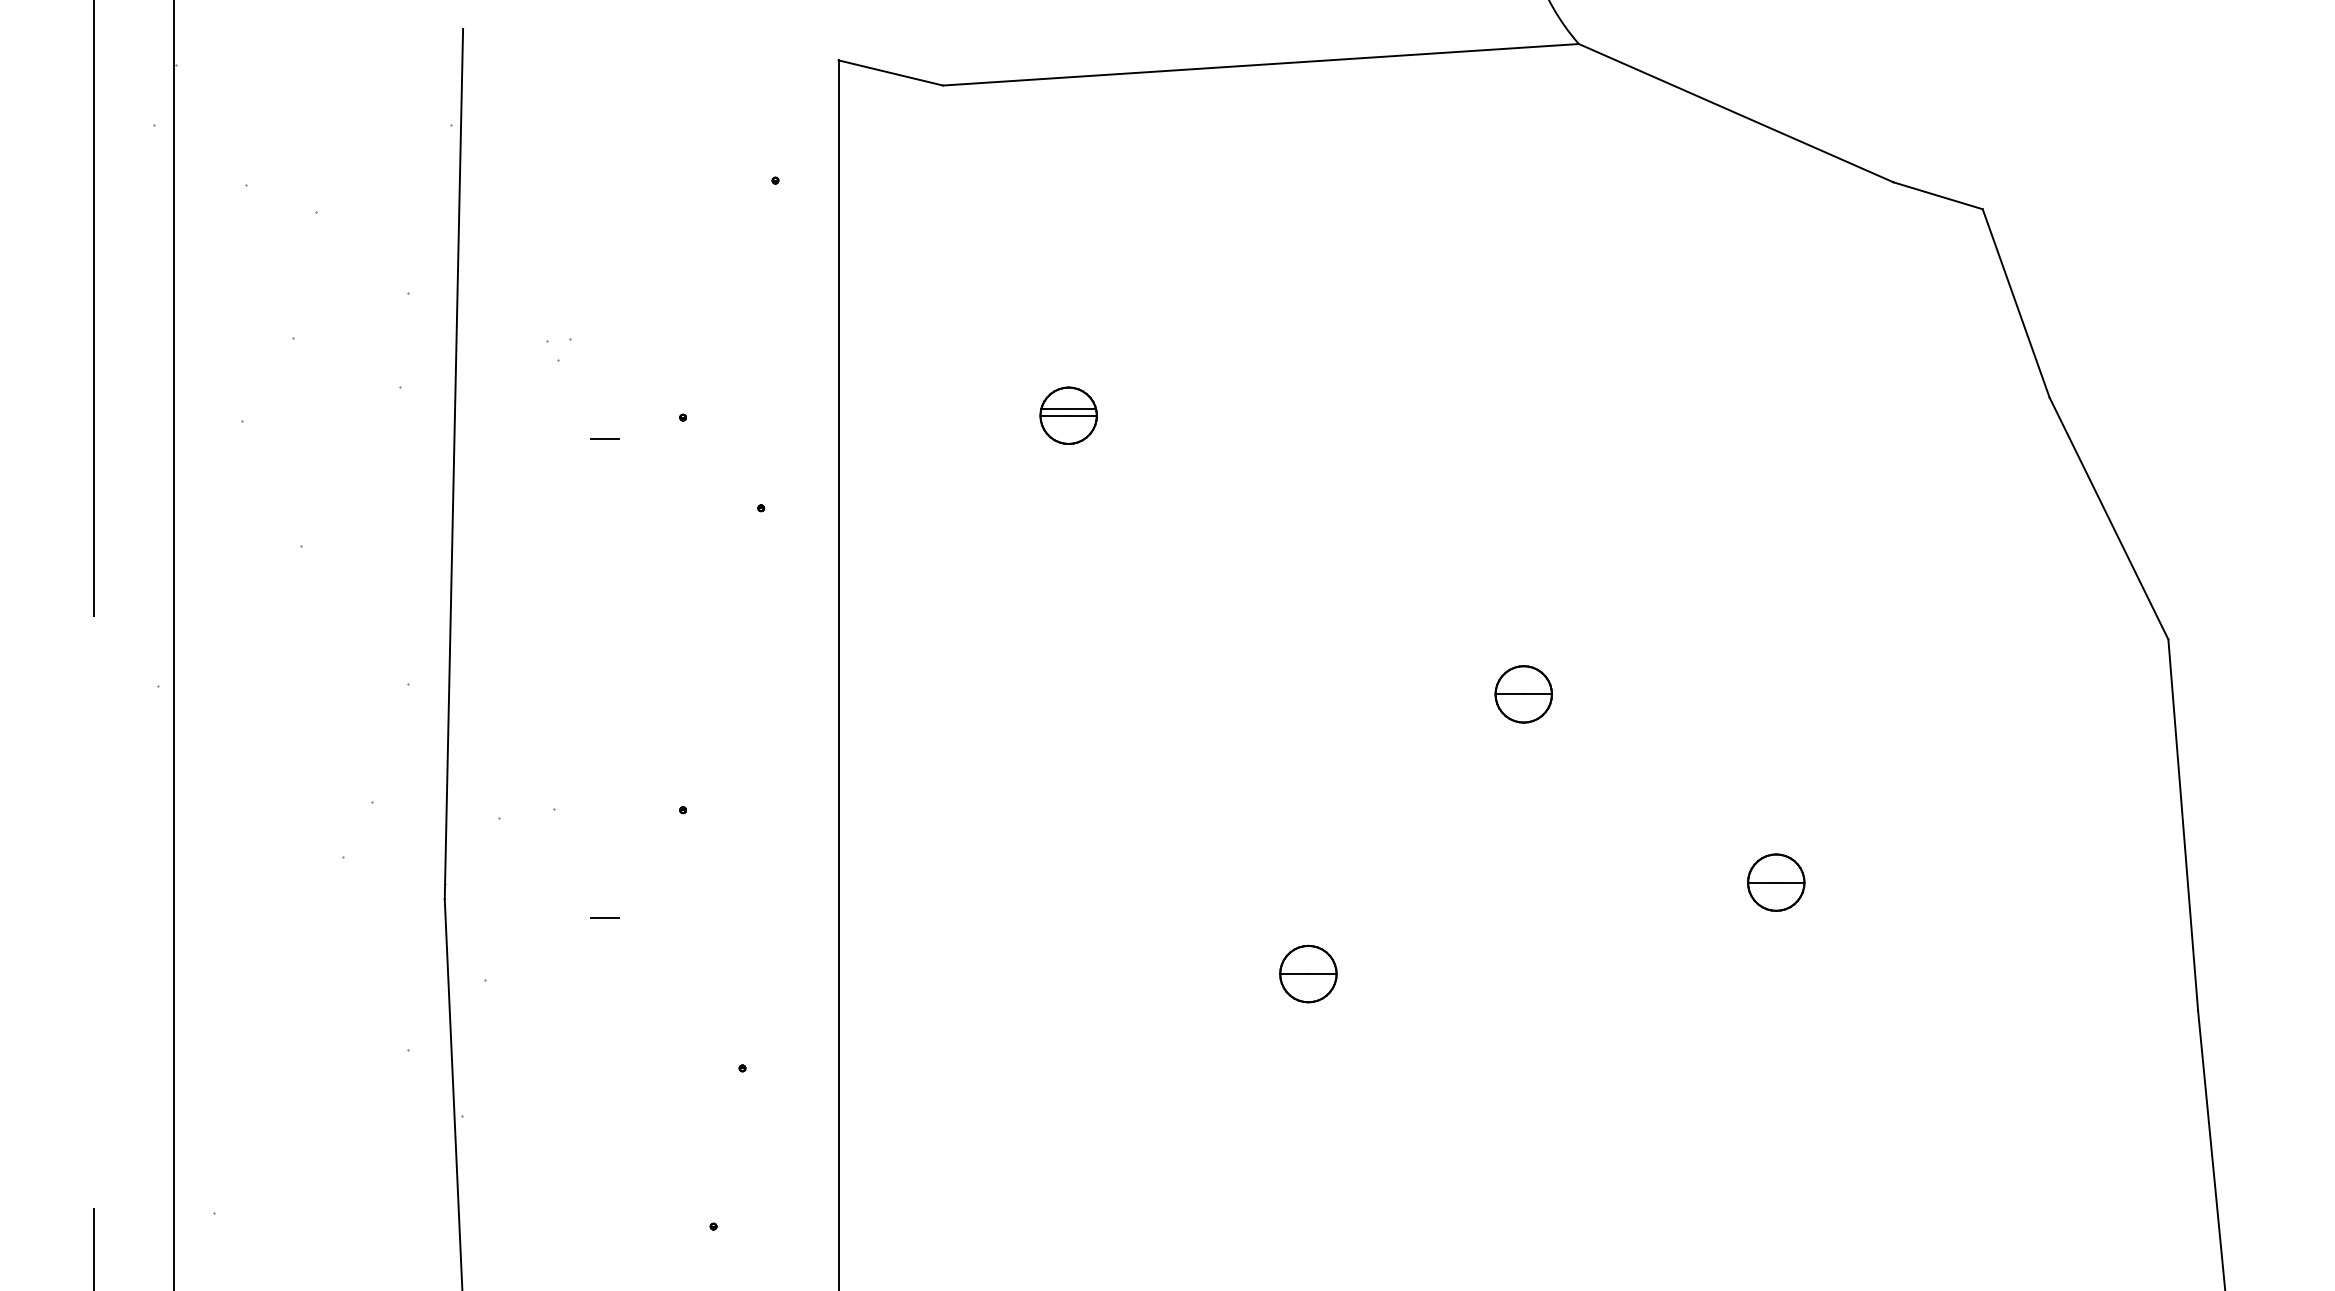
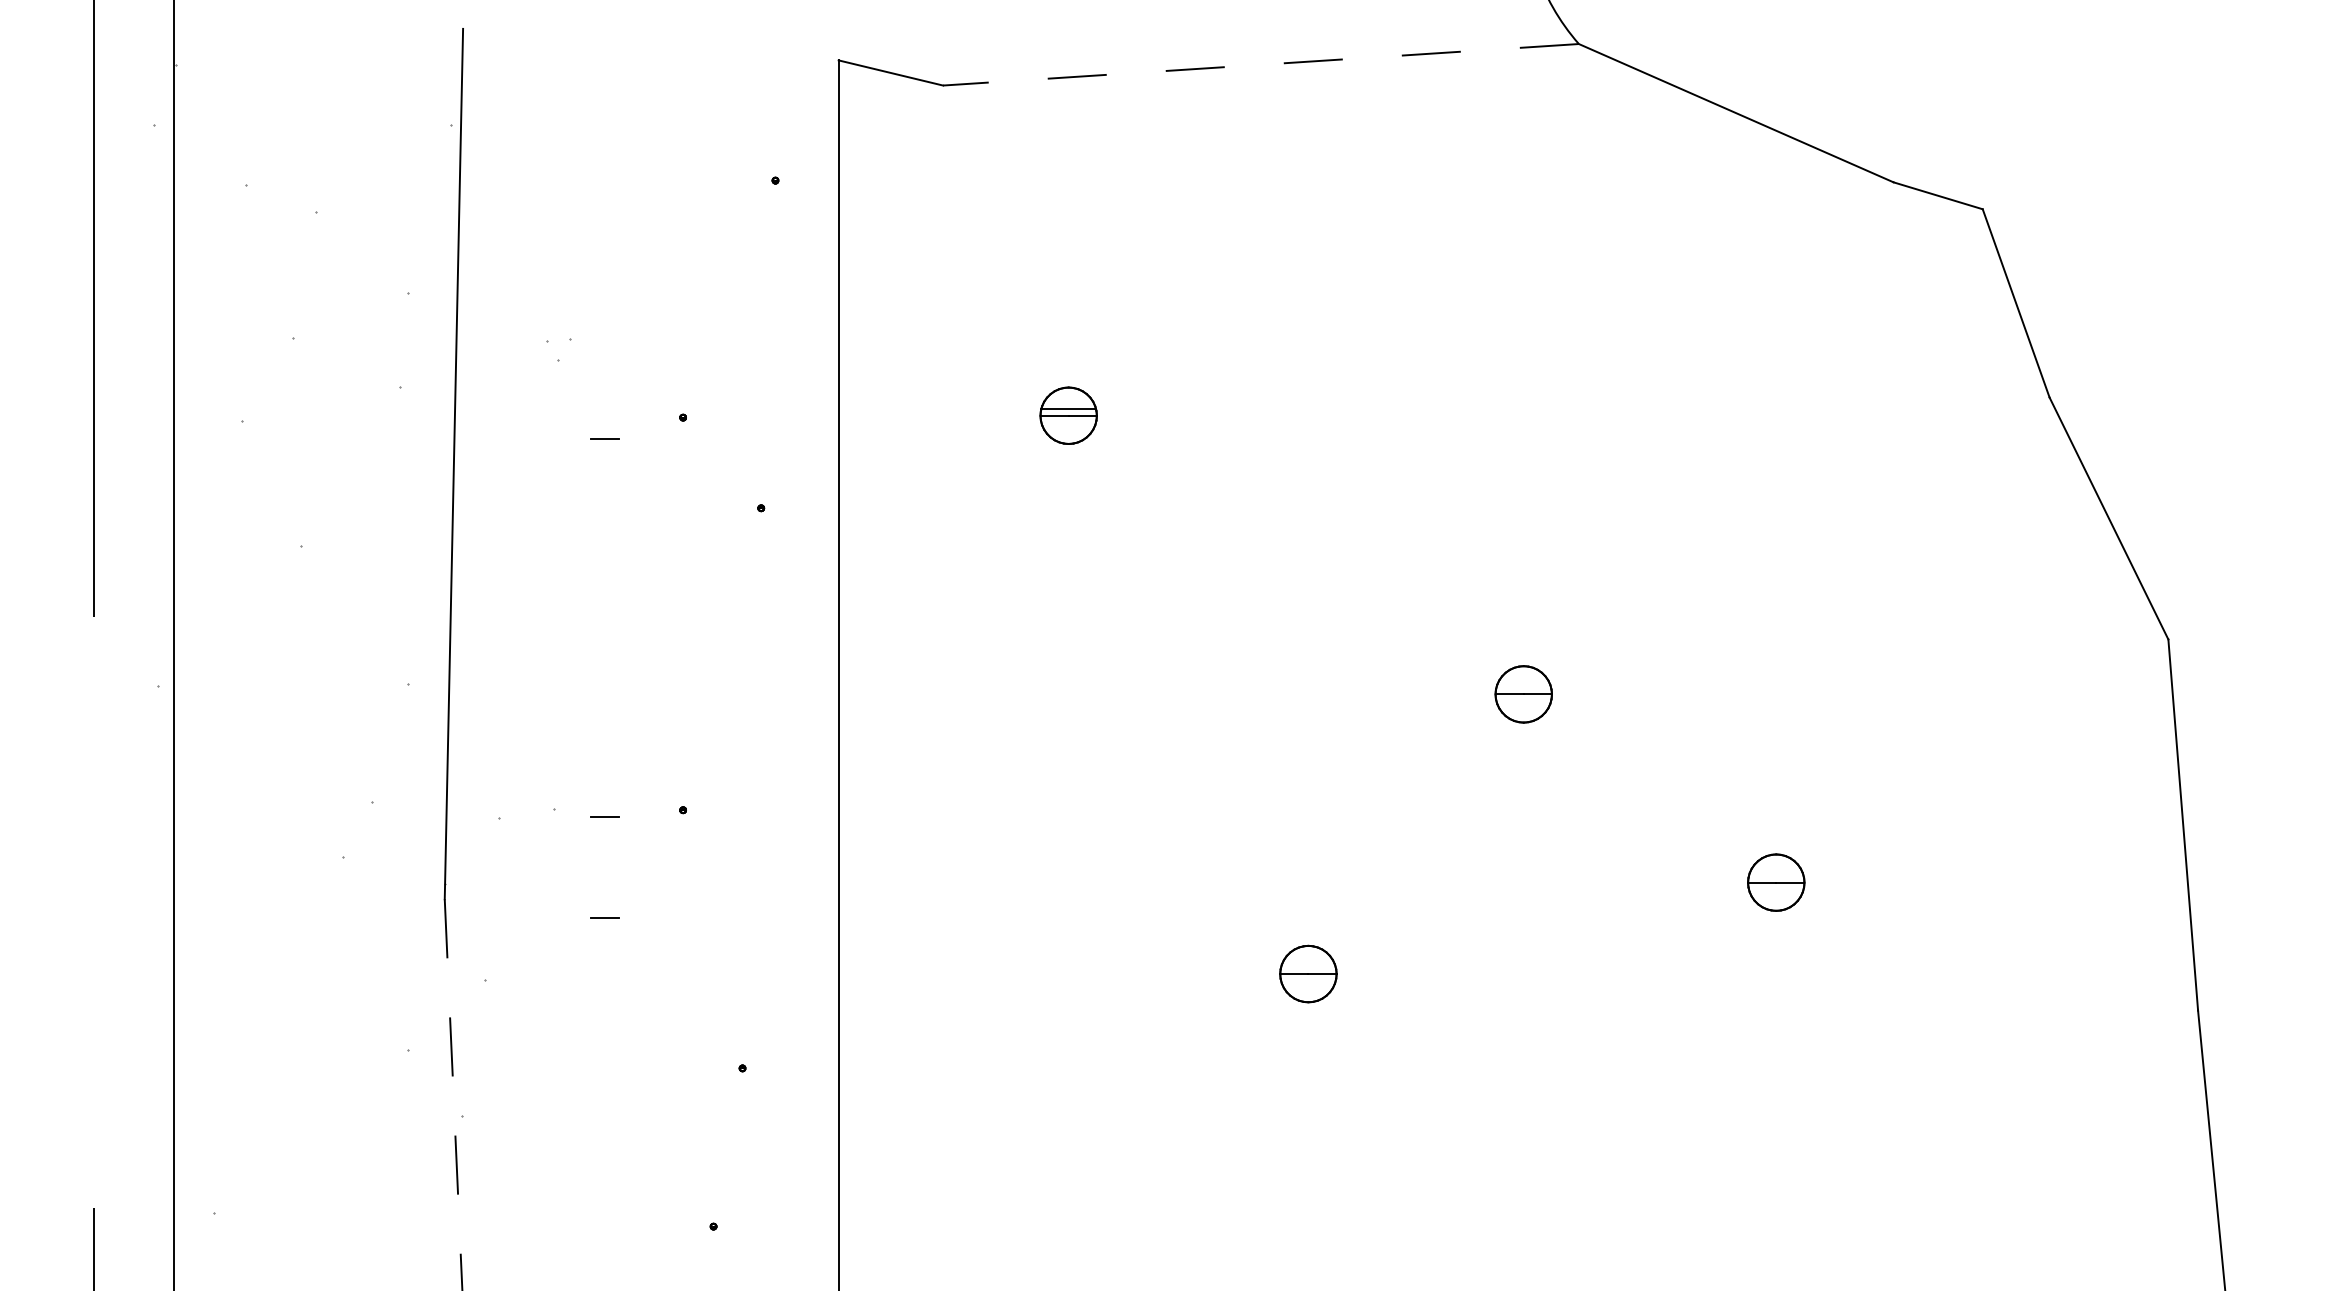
line: solid -> dashed (1260, 64)
line: none -> present (604, 816)
line: solid -> dashed (453, 1094)
